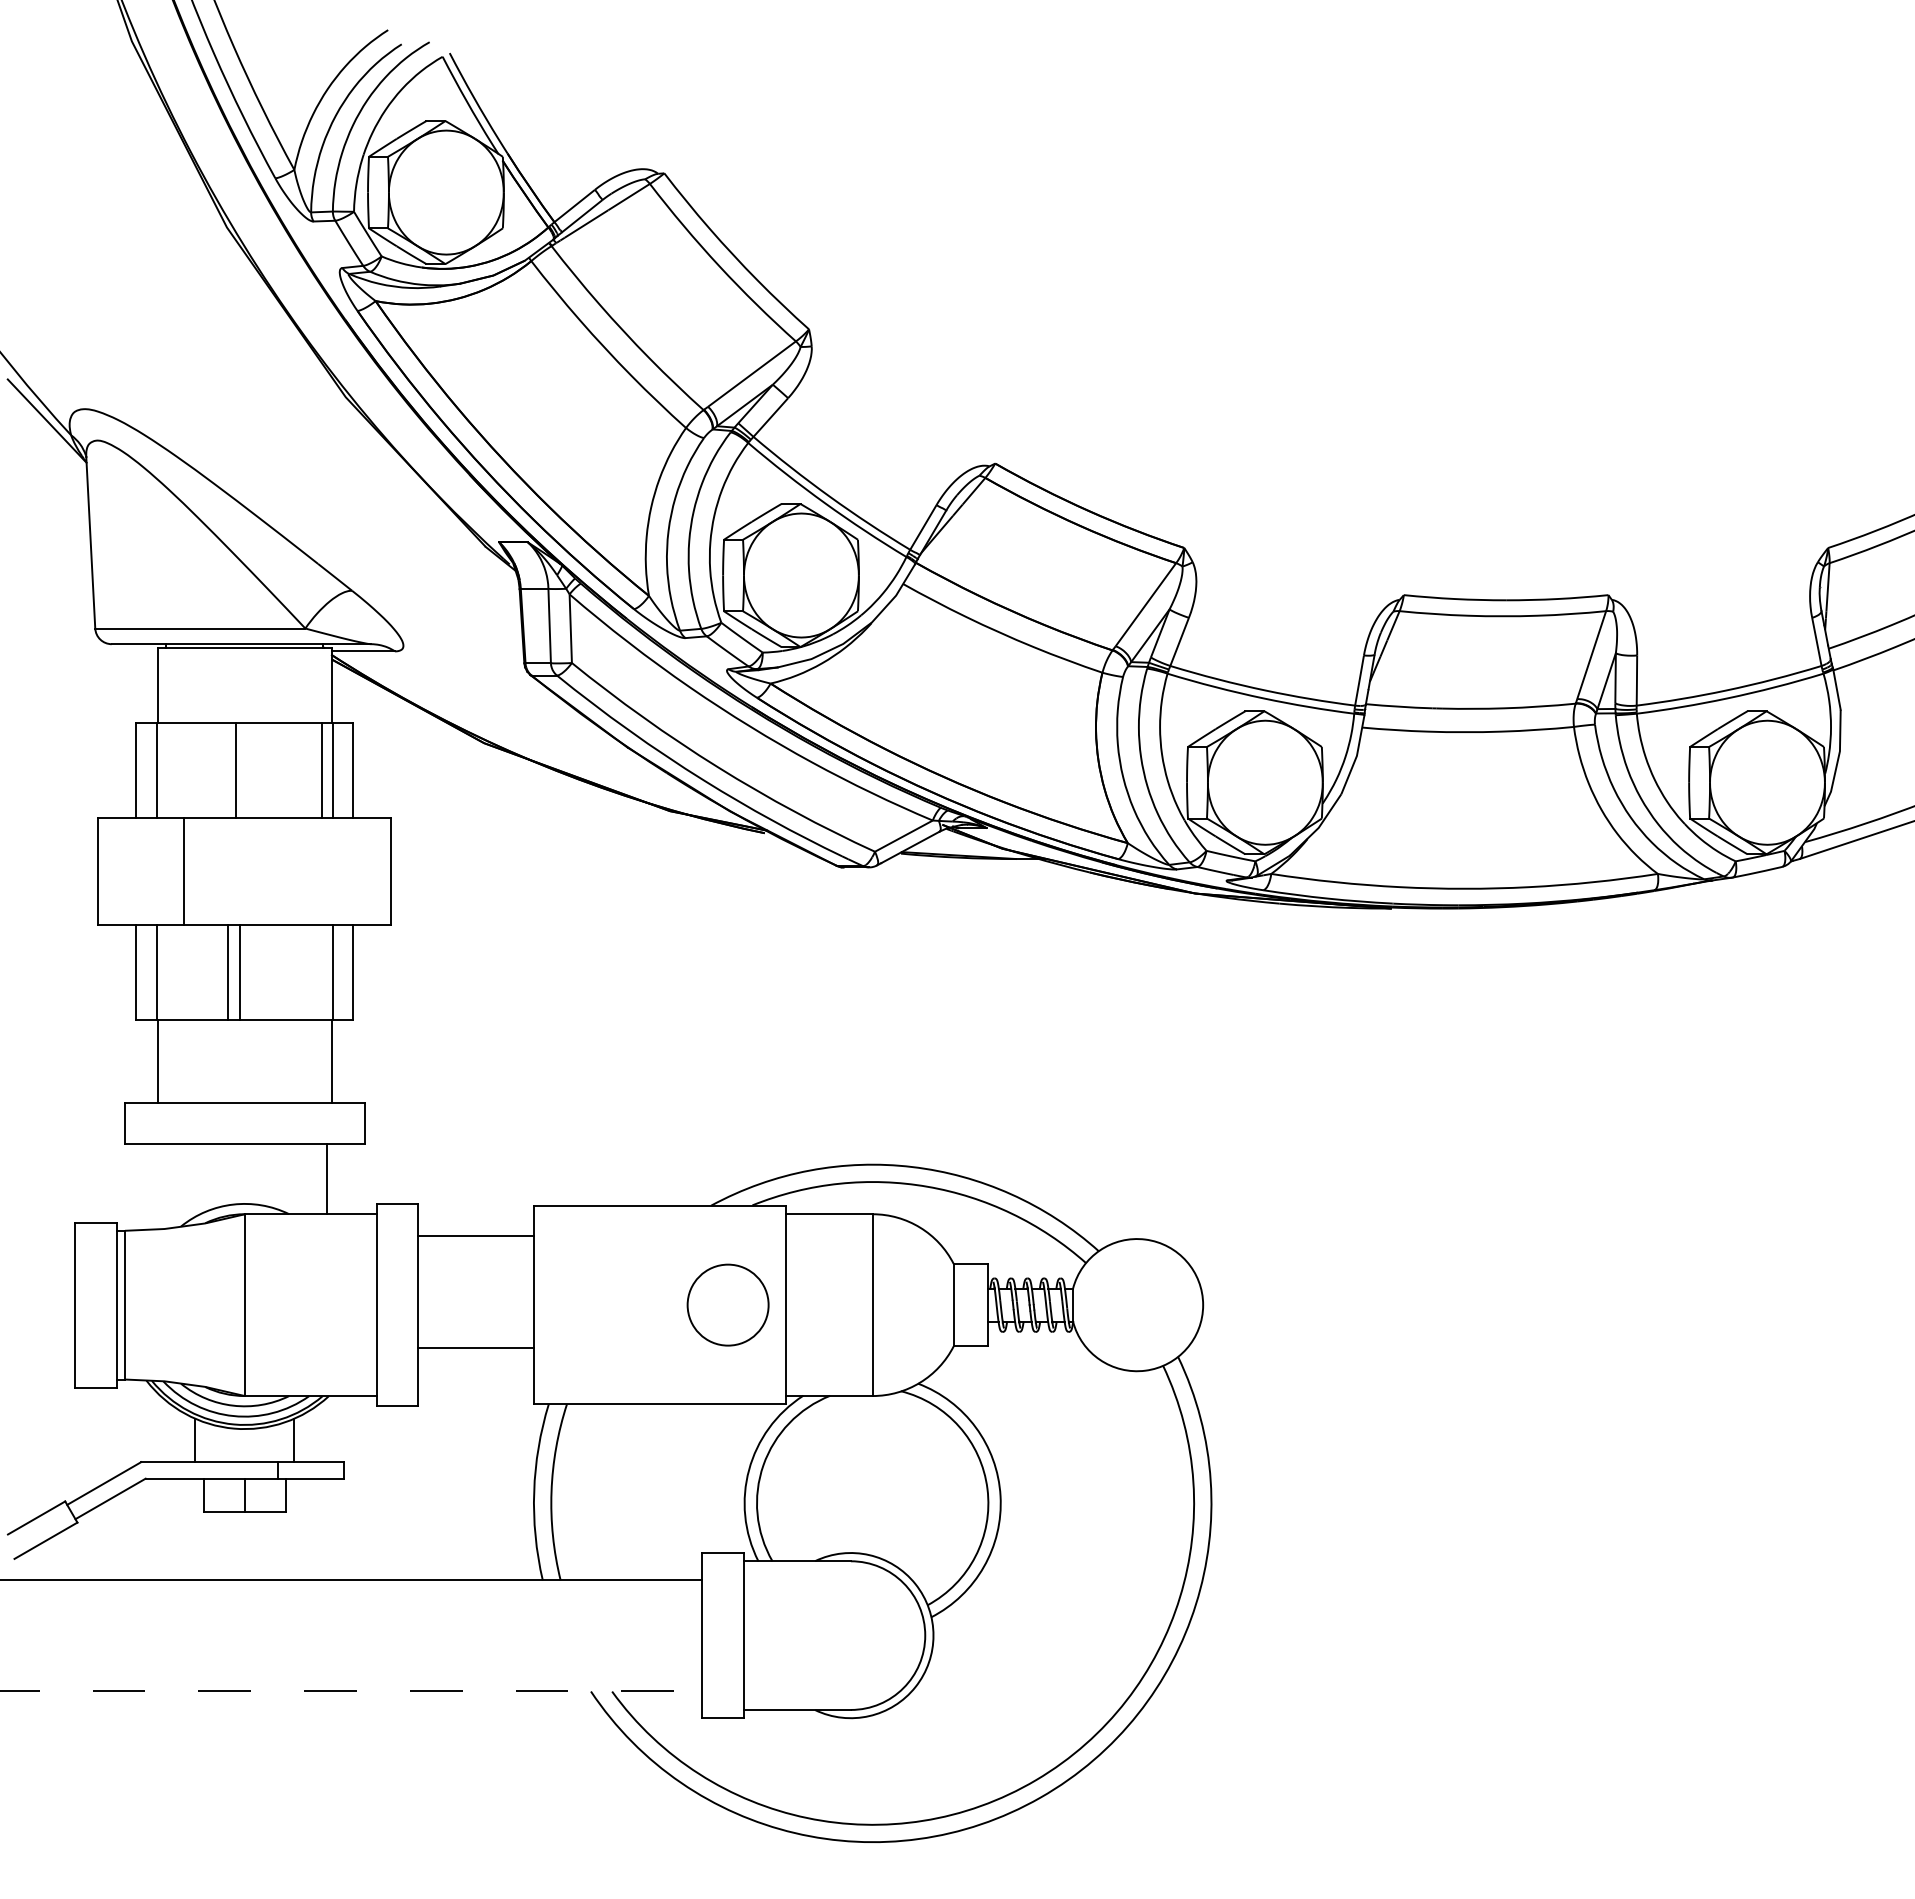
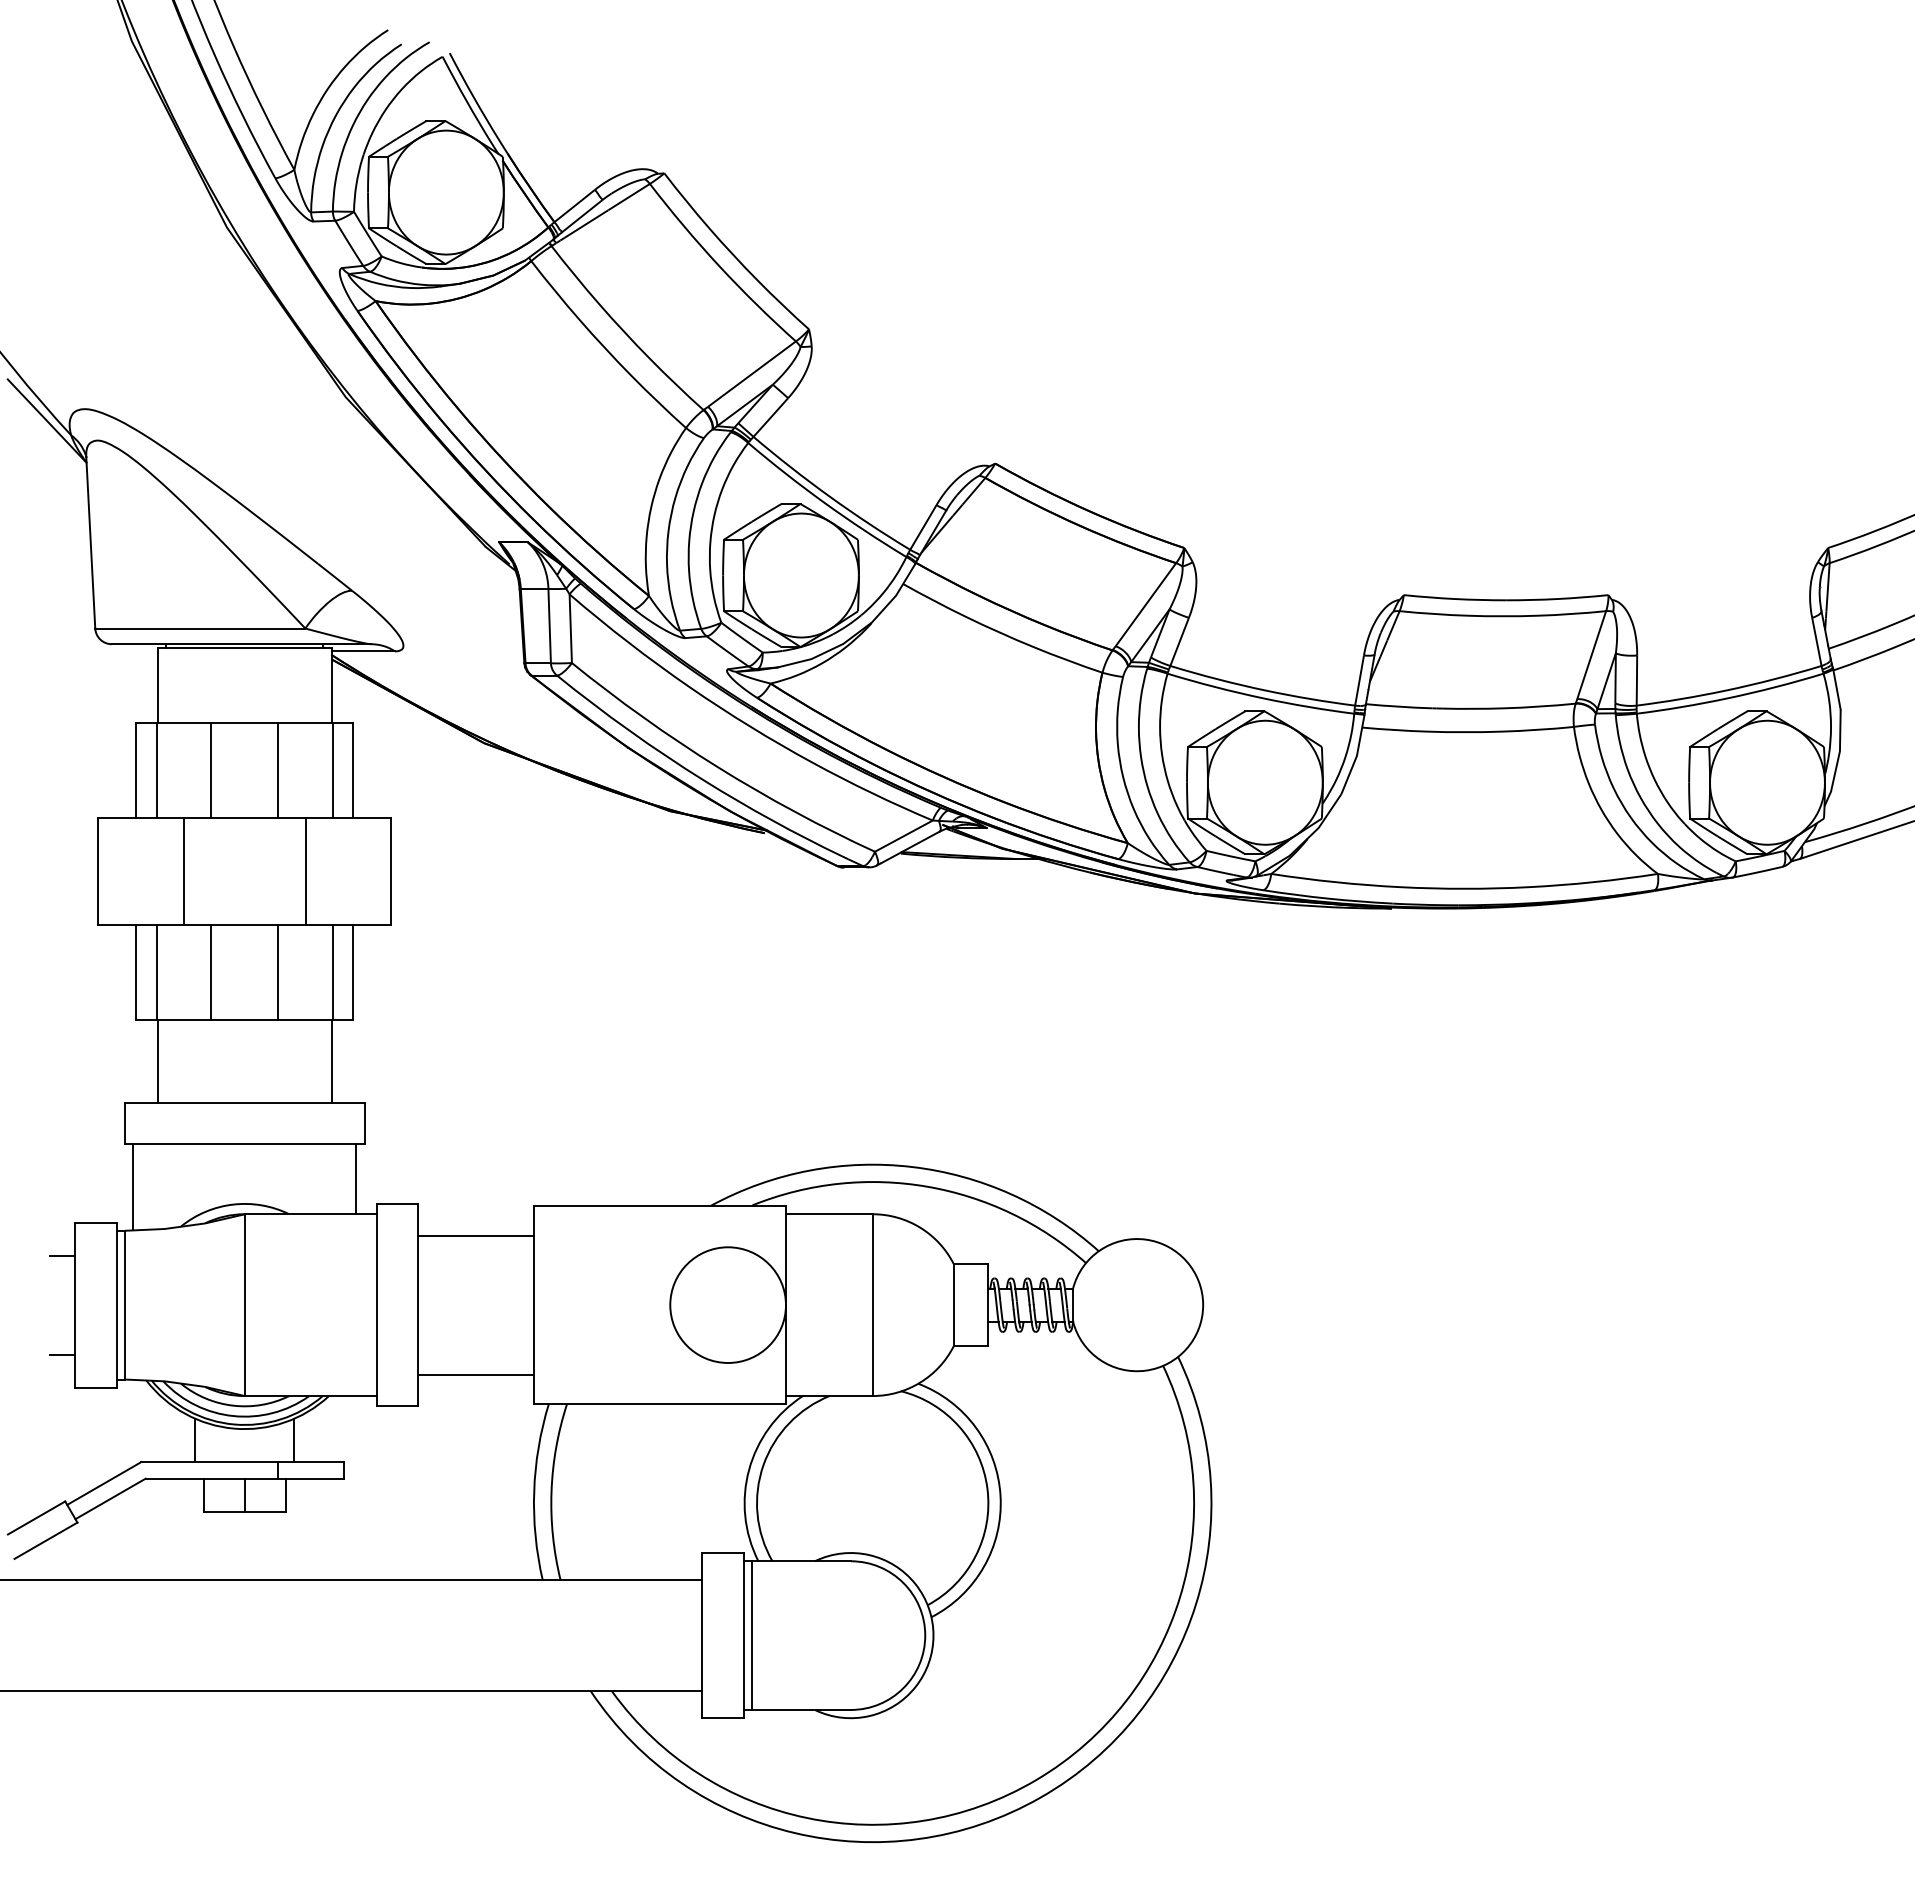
line position: (236, 769) -> (211, 769) (211, 769)
line position: (322, 769) -> (278, 769) (278, 769)
line: none -> present (305, 871)
line position: (228, 972) -> (211, 972) (211, 972)
line position: (240, 972) -> (278, 972) (278, 972)
line position: (327, 1179) -> (356, 1179) (356, 1179)
line: none -> present (133, 1187)
line: none -> present (62, 1255)
circle diameter: 81 px -> 116 px (727, 1304)
line position: (475, 1347) -> (475, 1374) (475, 1374)
line: none -> present (62, 1354)
line: none -> present (751, 1635)
line: dashed -> solid (351, 1691)
